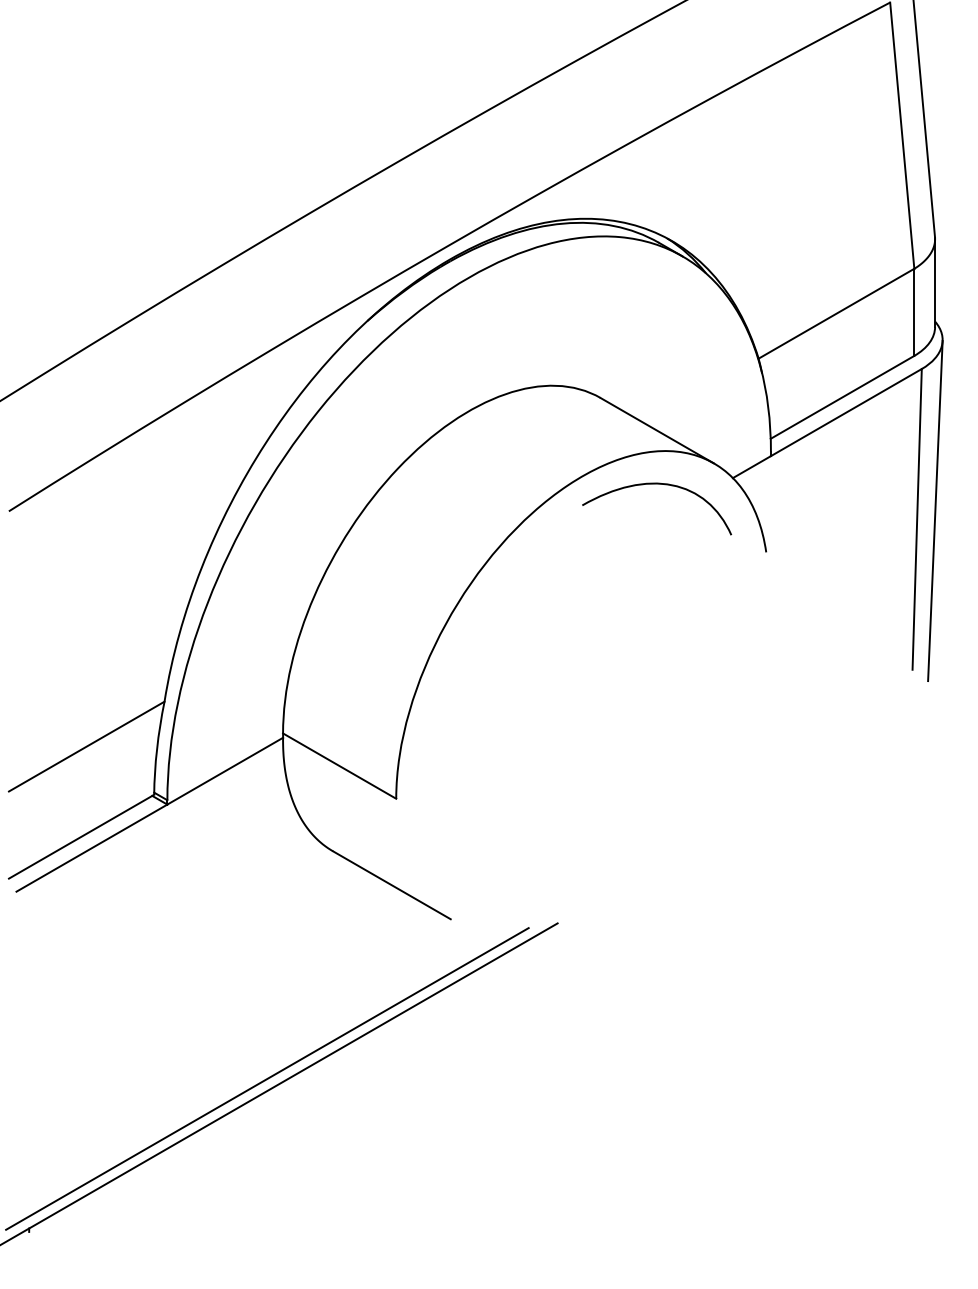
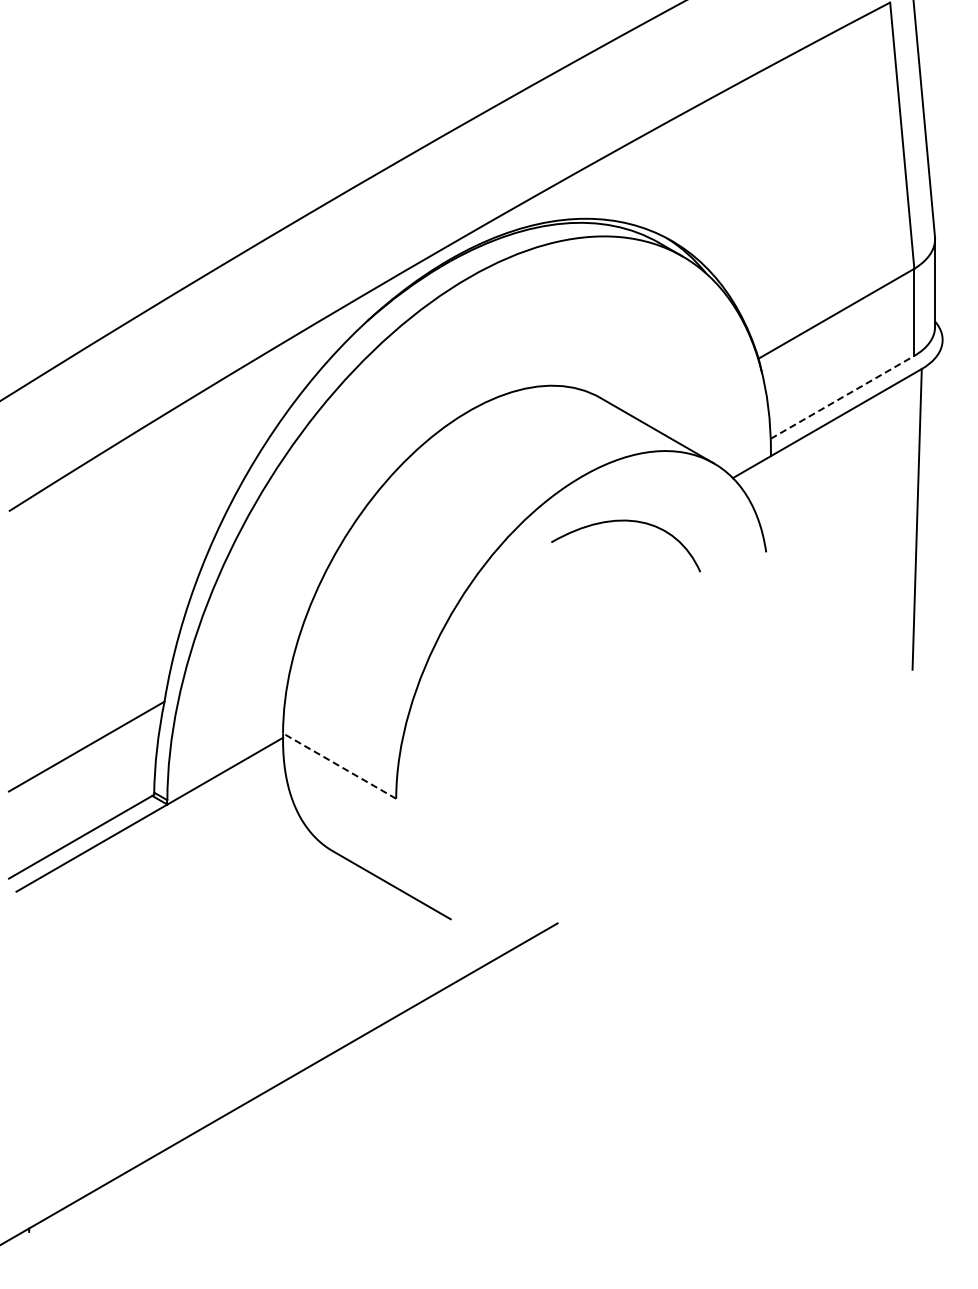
line: solid -> dashed (842, 397)
curve position: (657, 484) -> (626, 521) (626, 521)
line: present -> none (935, 510)
line: solid -> dashed (339, 765)
line: present -> none (267, 1078)
